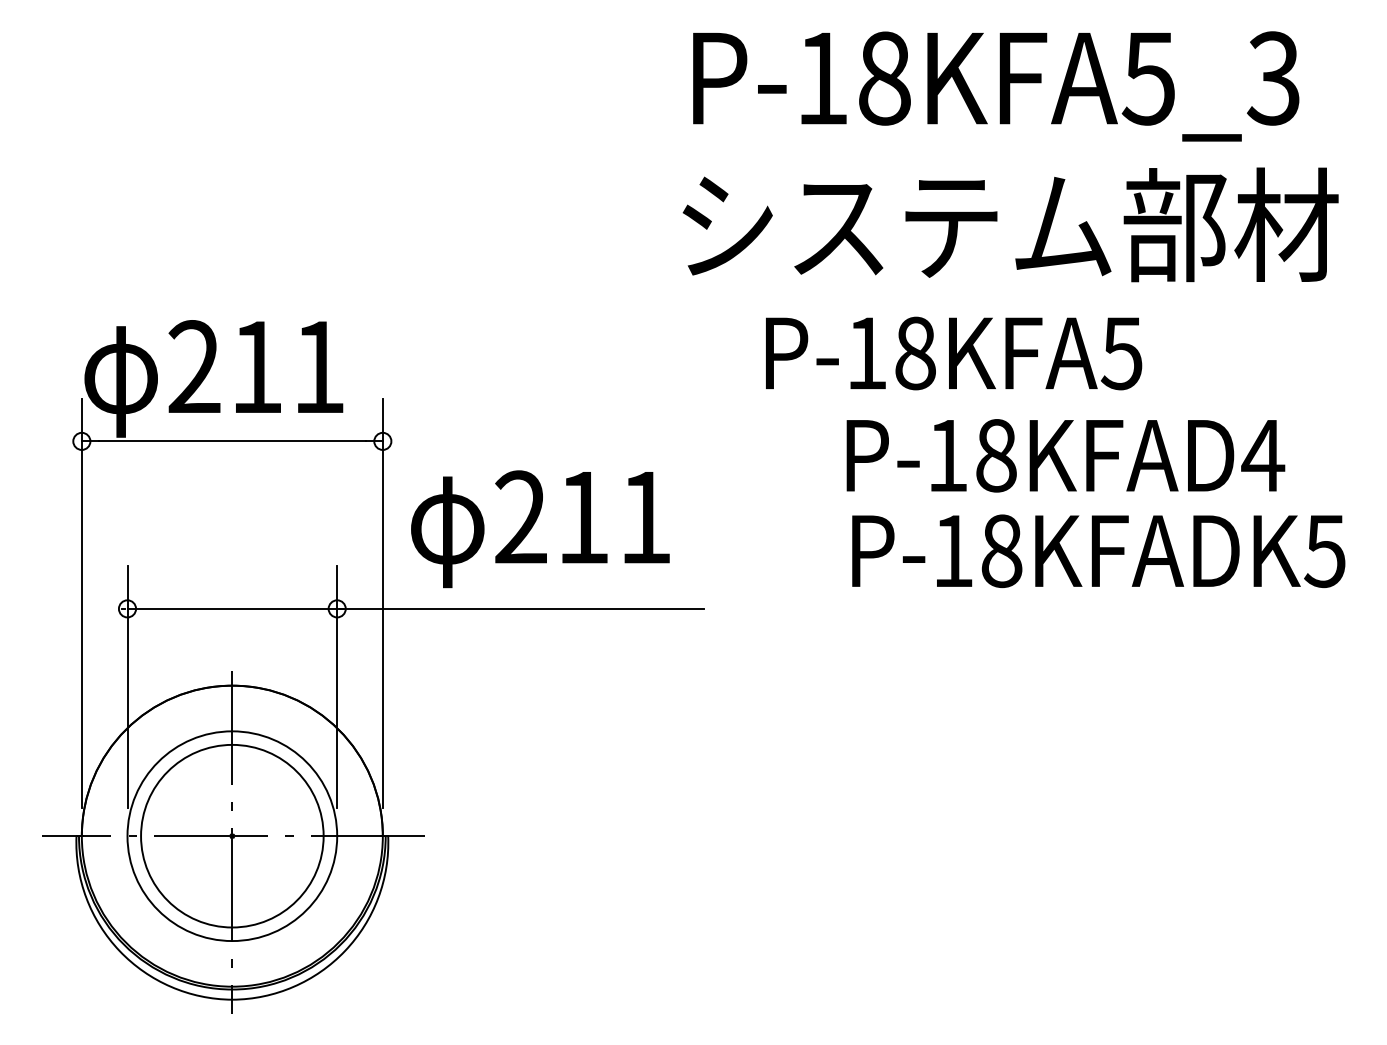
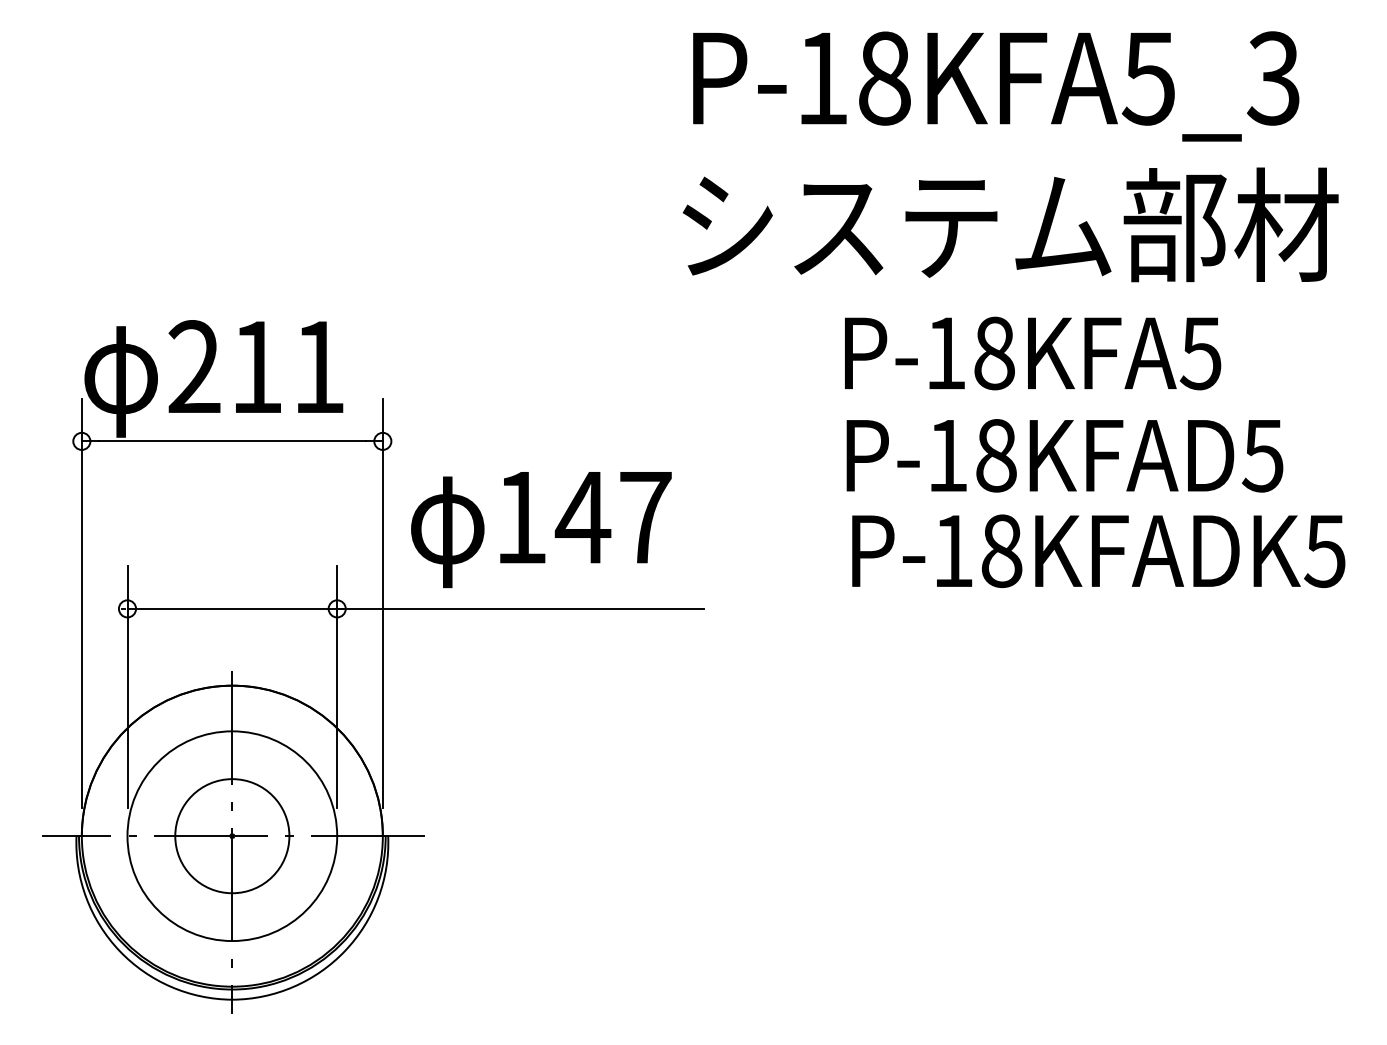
text position: (954, 353) -> (1033, 353) (1033, 353)
text: P-18KFAD4 -> P-18KFAD5 (1263, 456)
text: 211 -> 147 (583, 516)
circle diameter: 183 px -> 114 px (232, 836)
